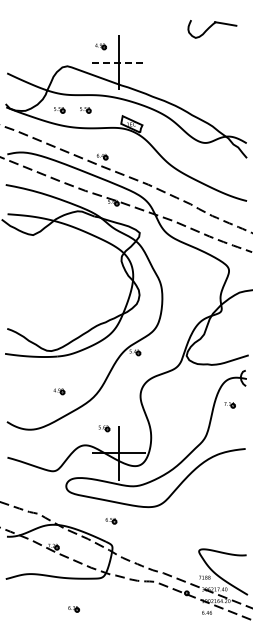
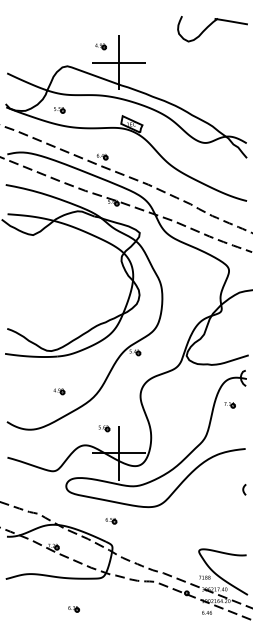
part size: 51x19 px -> 71x27 px (212, 29)
line: dashed -> solid (118, 62)
part: present -> none (85, 110)
curve: none -> present (244, 489)
